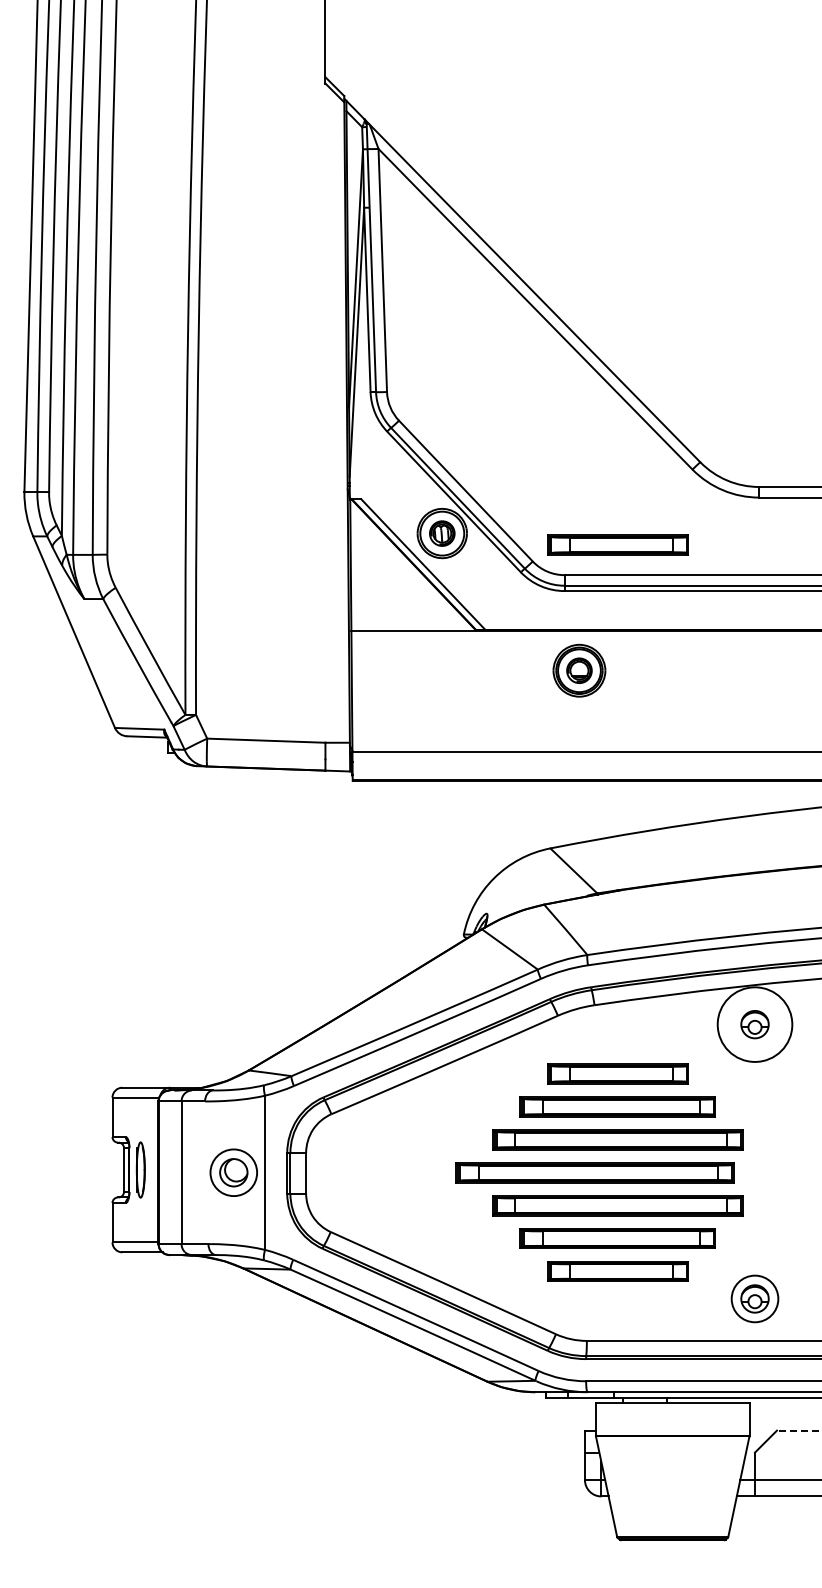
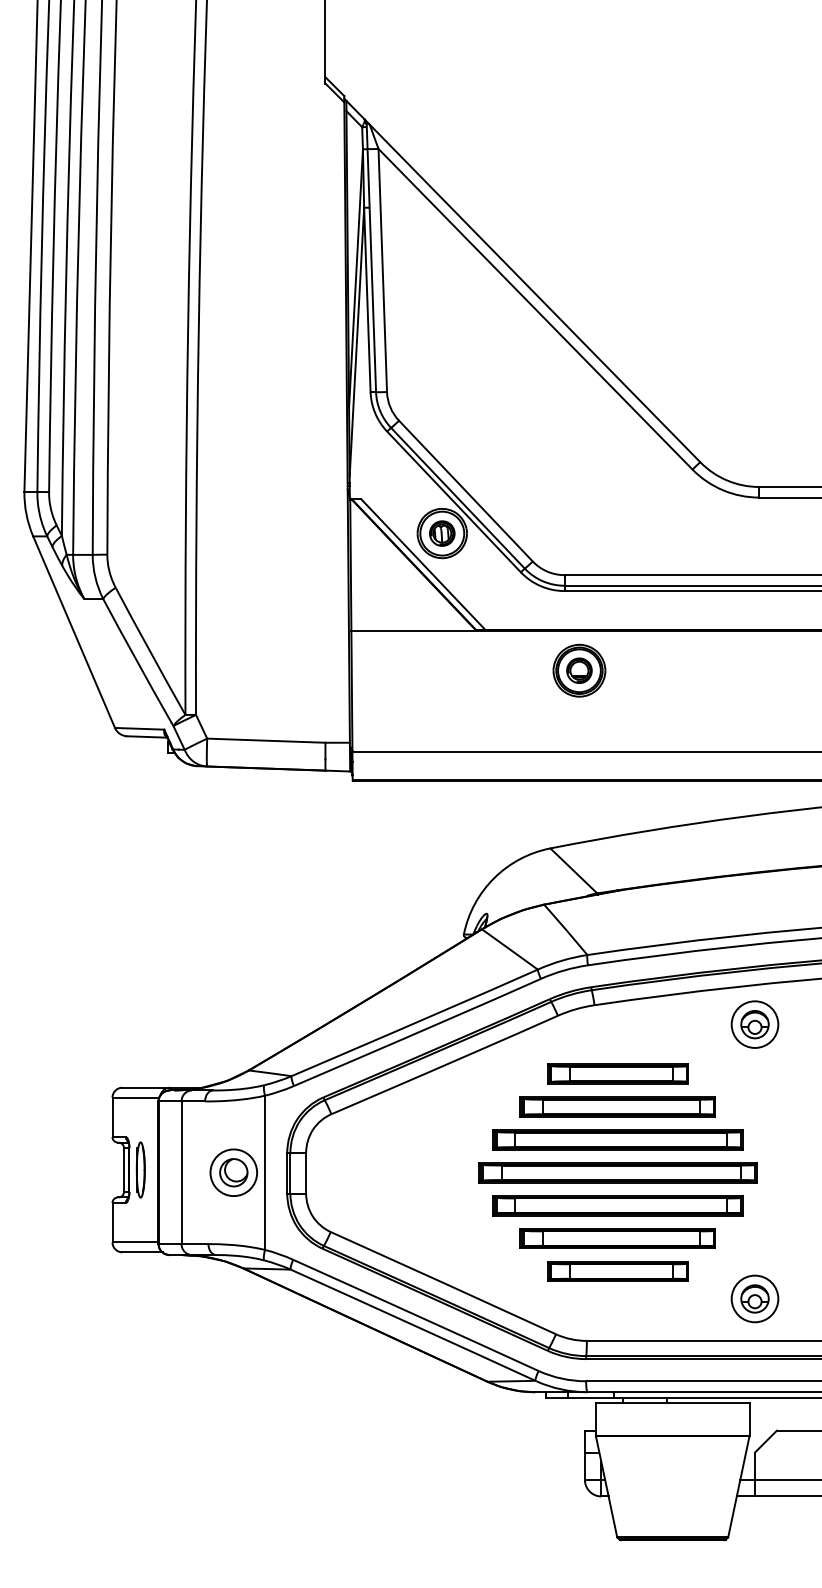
part: present -> none (617, 544)
circle diameter: 75 px -> 47 px (754, 1024)
part position: (594, 1172) -> (617, 1172) (617, 1172)
line: dashed -> solid (798, 1430)
